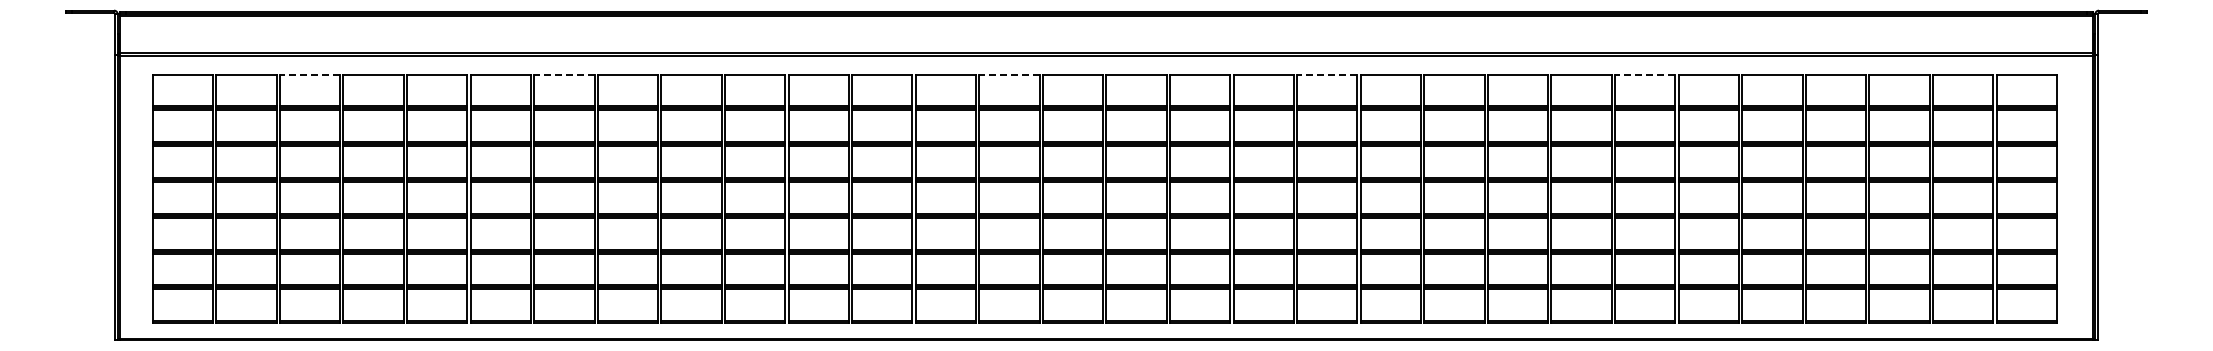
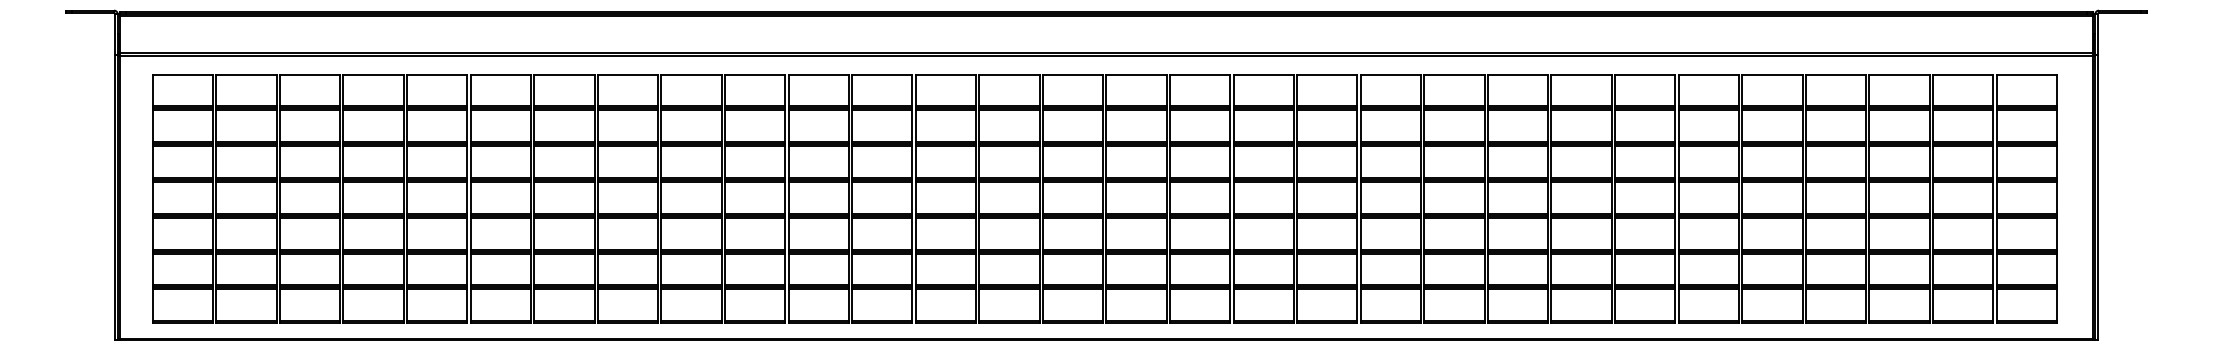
line: dashed -> solid (309, 74)
line: dashed -> solid (563, 74)
line: dashed -> solid (1008, 74)
line: dashed -> solid (1326, 74)
line: dashed -> solid (1644, 74)
